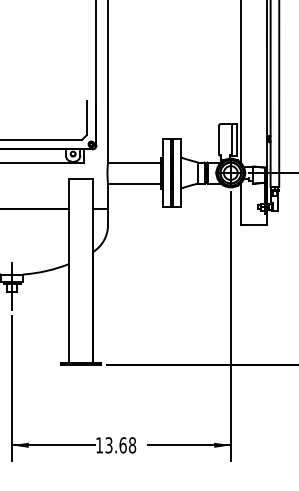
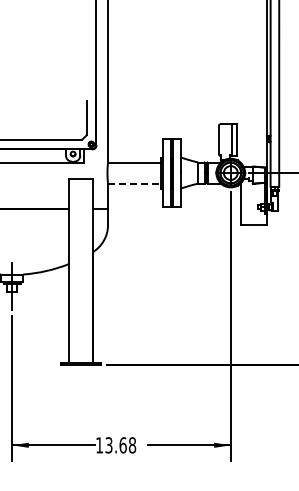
line: present -> none (241, 82)
line: solid -> dashed (134, 183)
